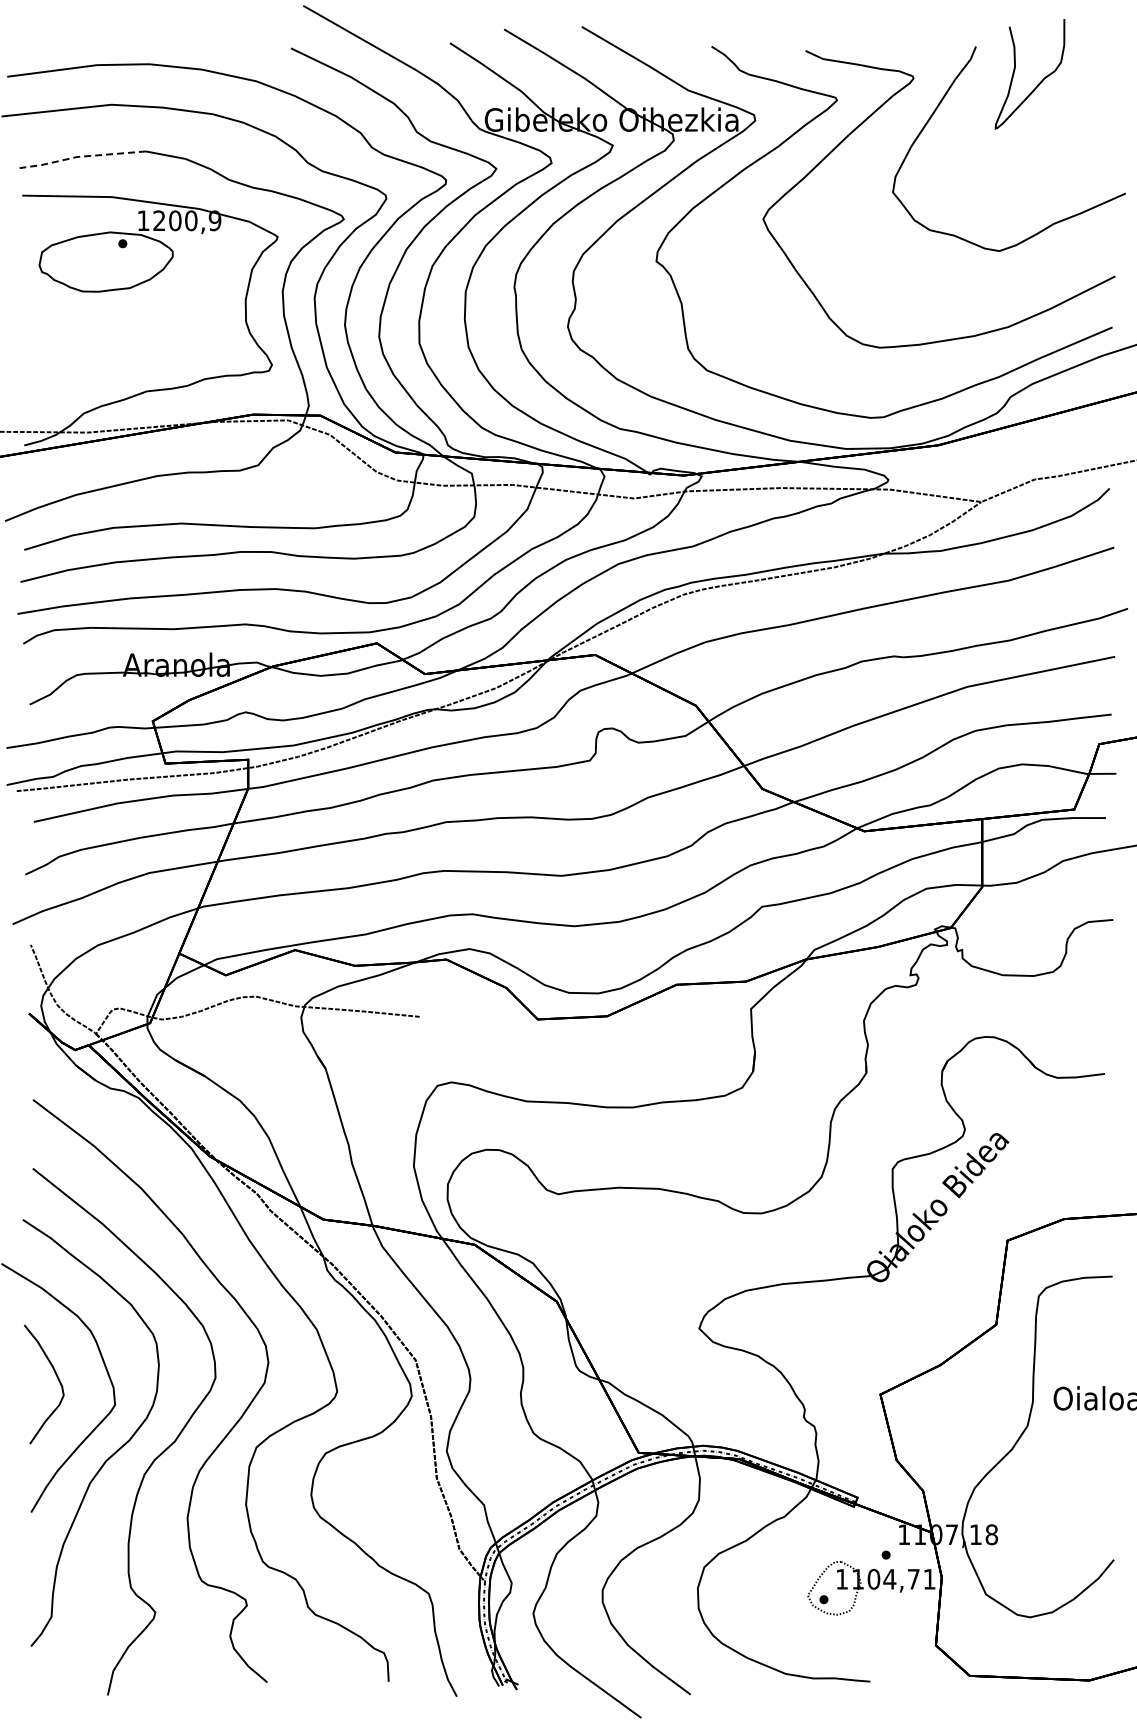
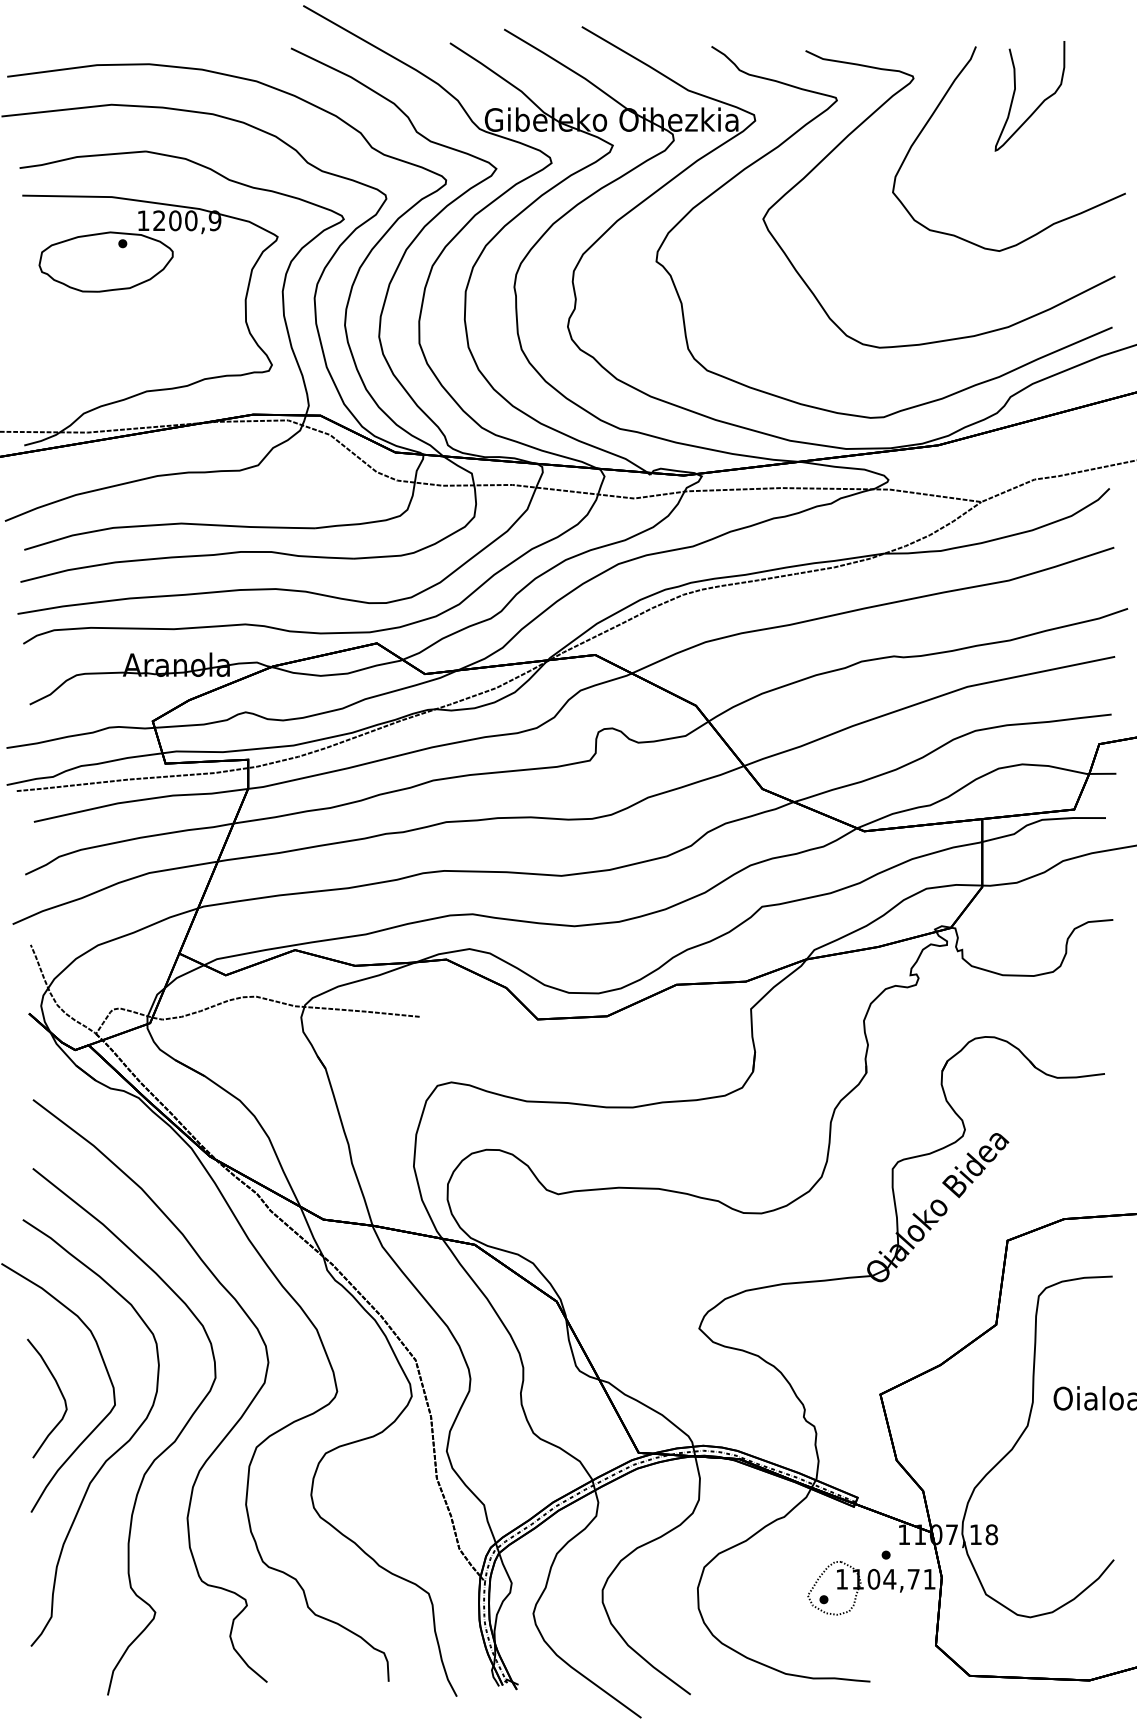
curve position: (1038, 83) -> (1038, 105) (1038, 105)
line: dashed -> solid (81, 156)
curve position: (56, 1377) -> (59, 1391) (59, 1391)
